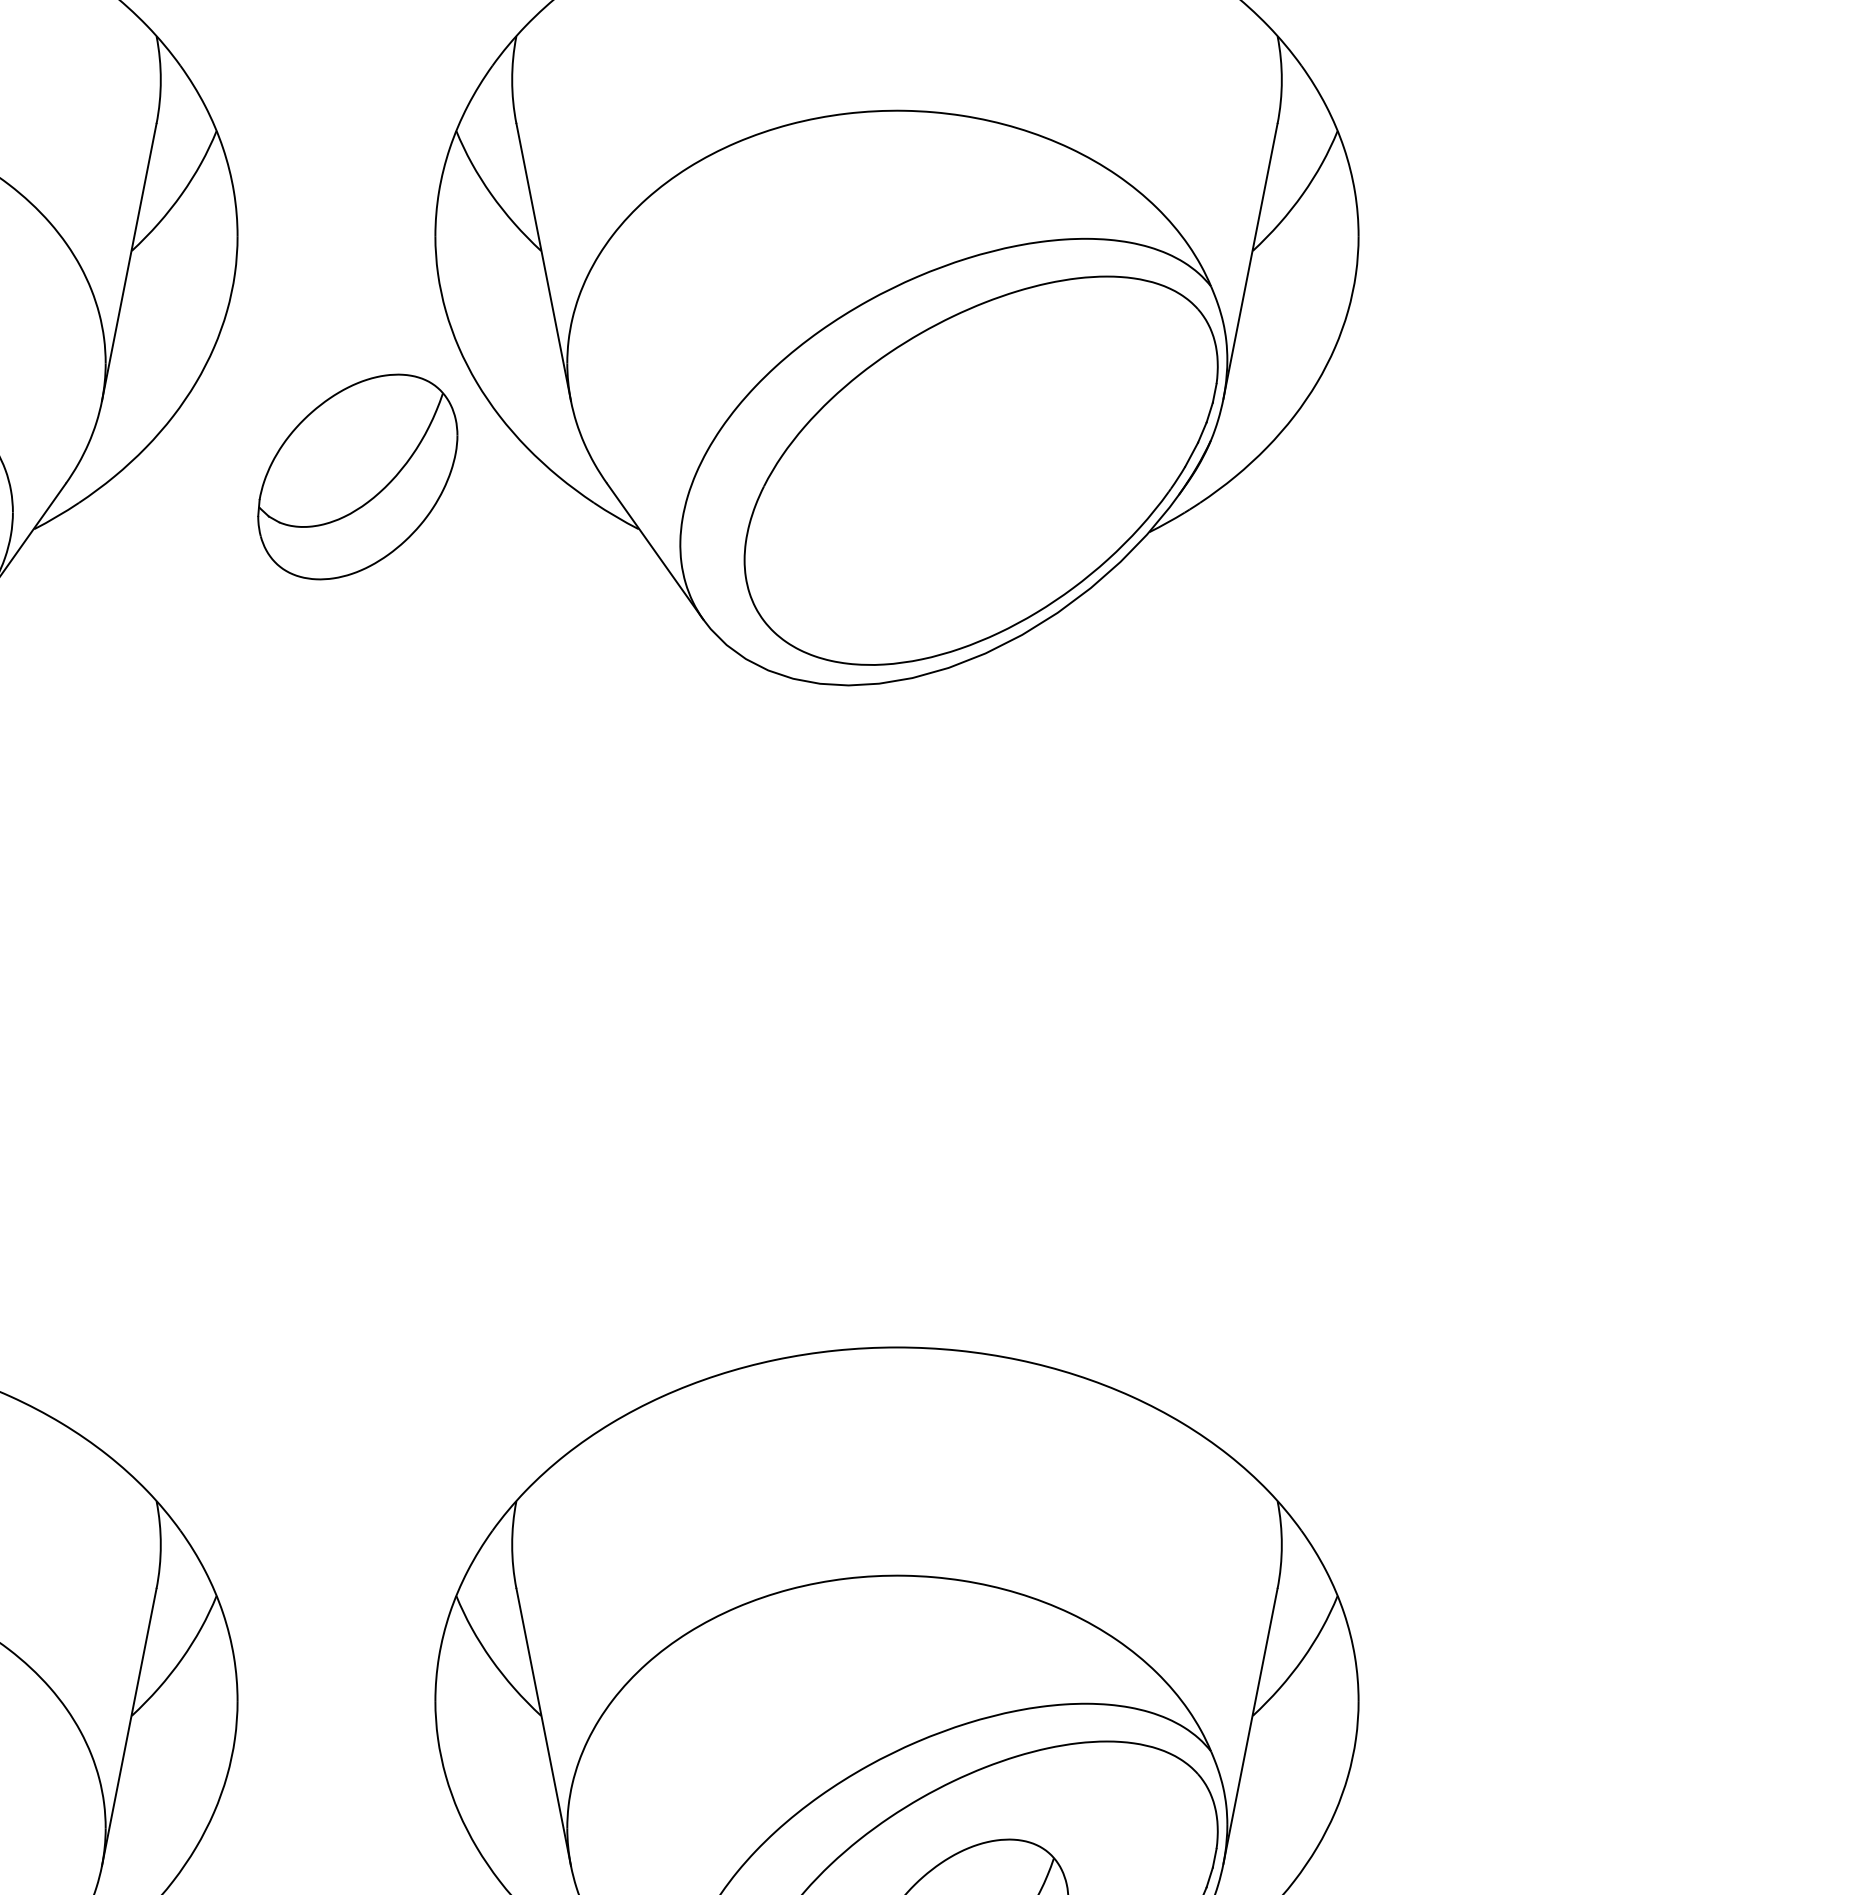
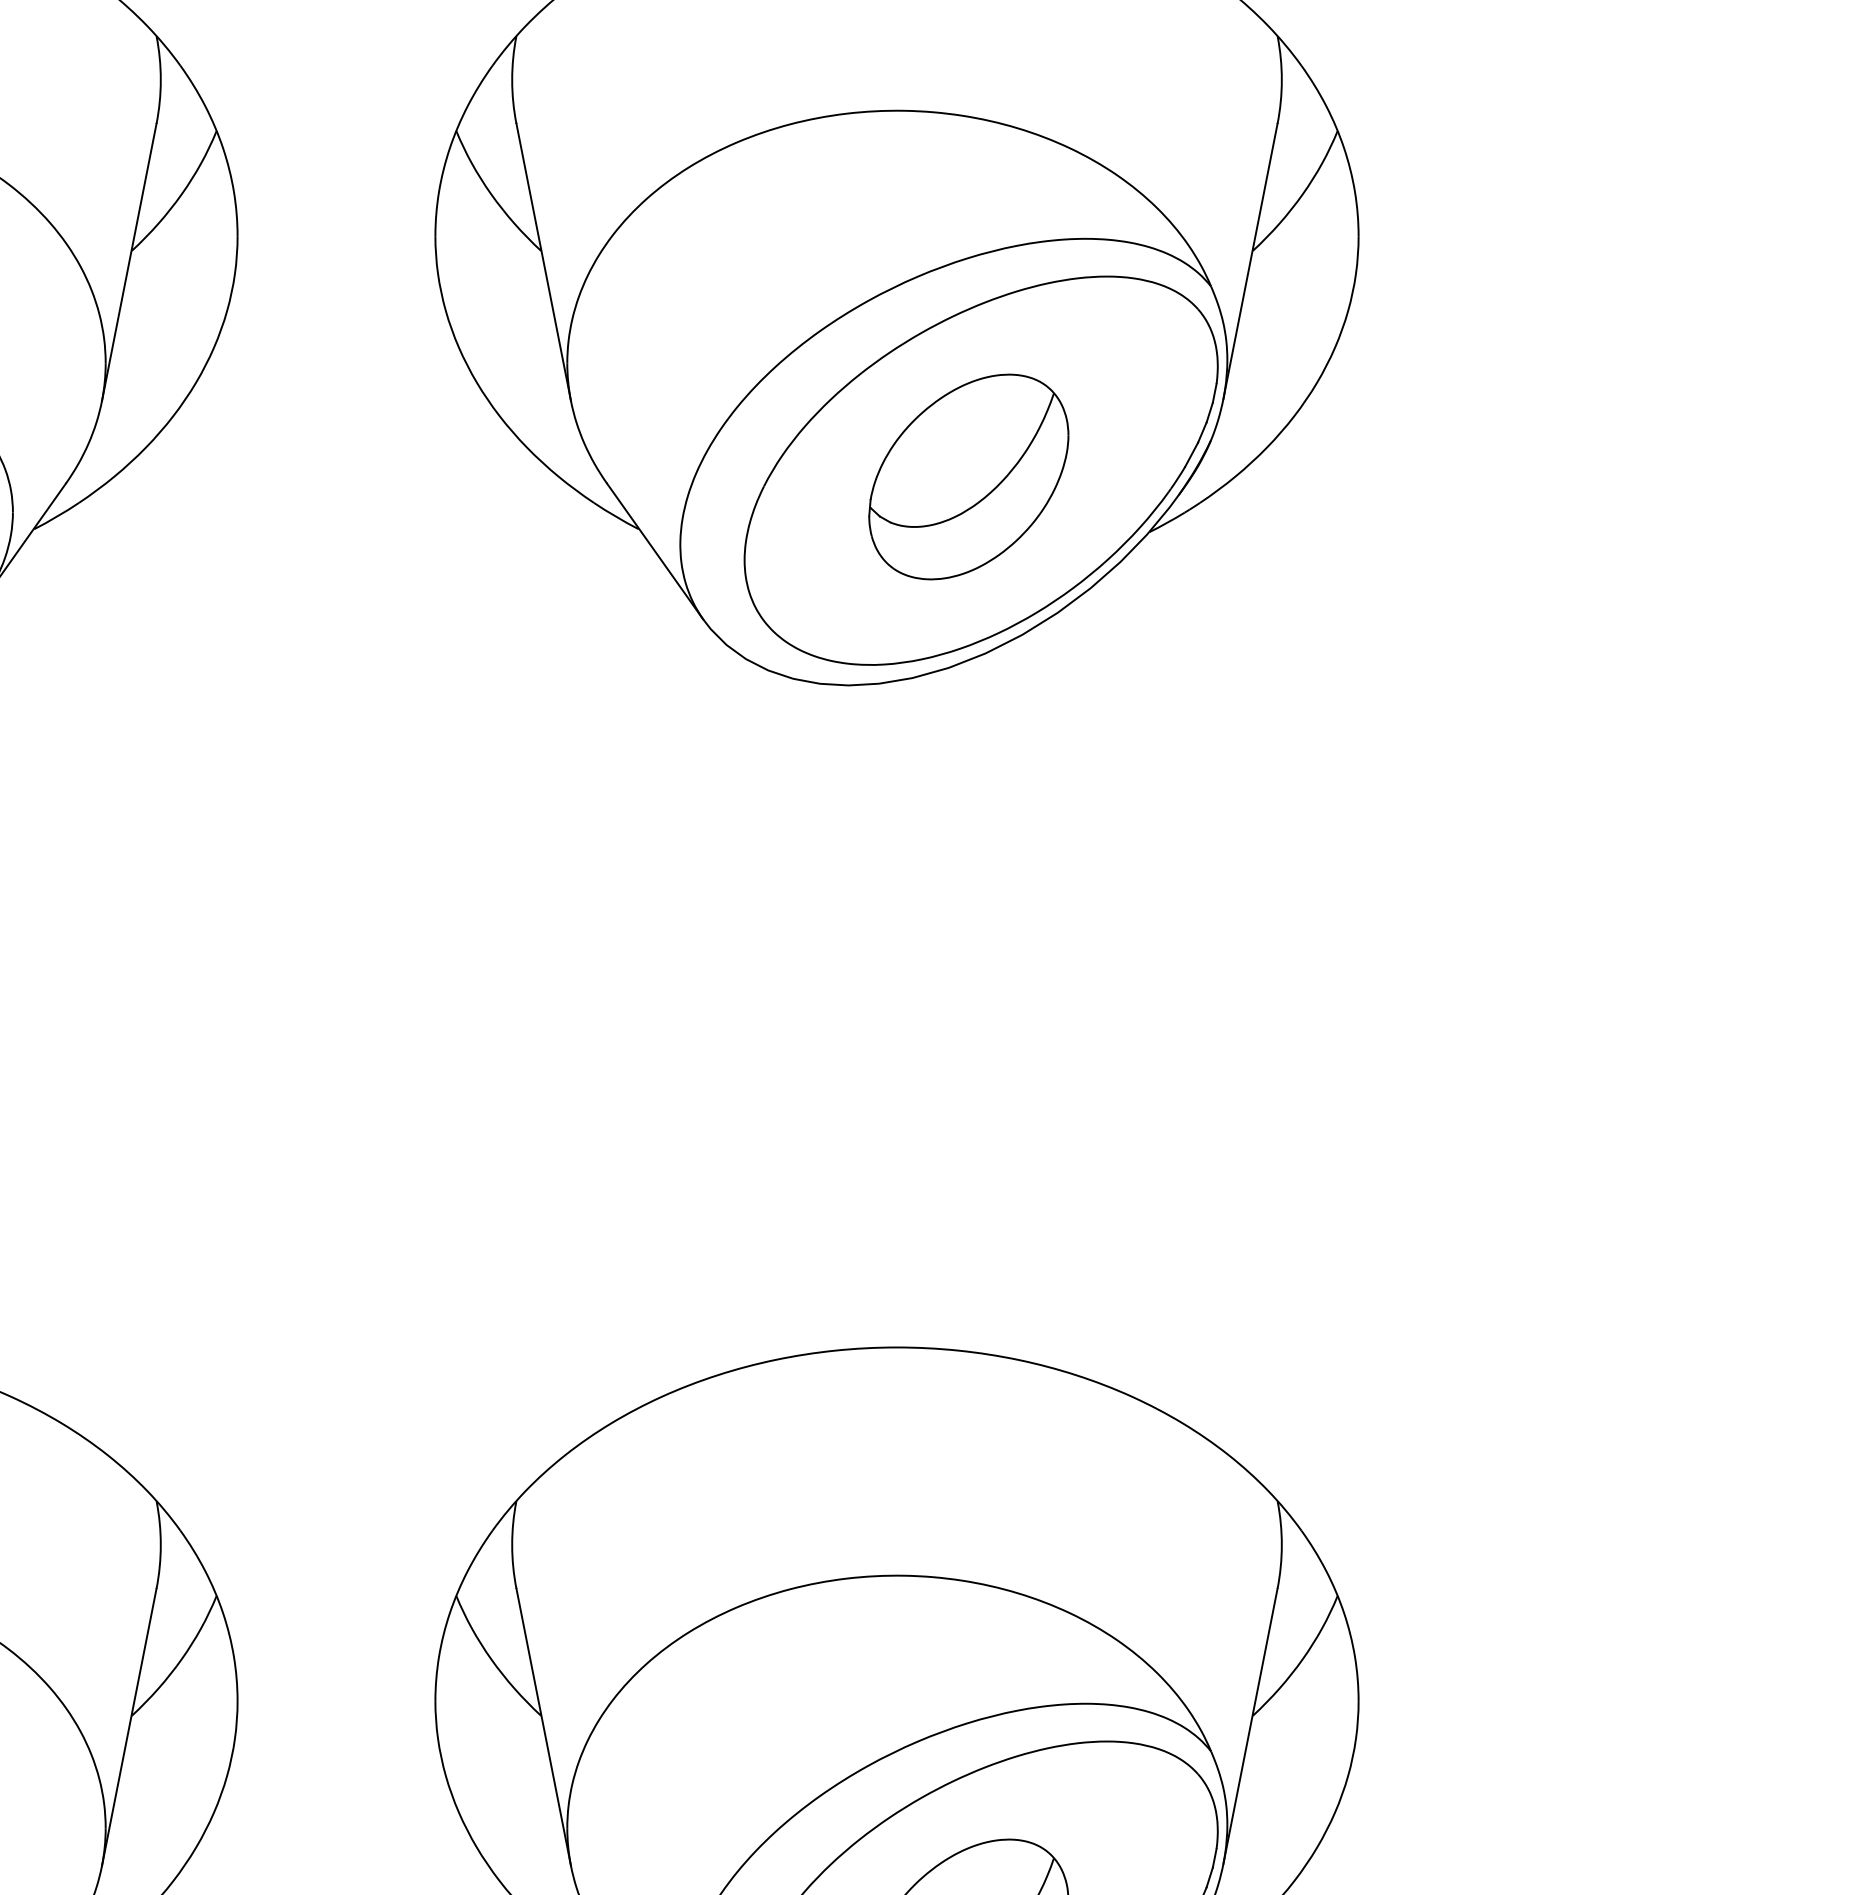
part position: (357, 476) -> (968, 476) (968, 476)
